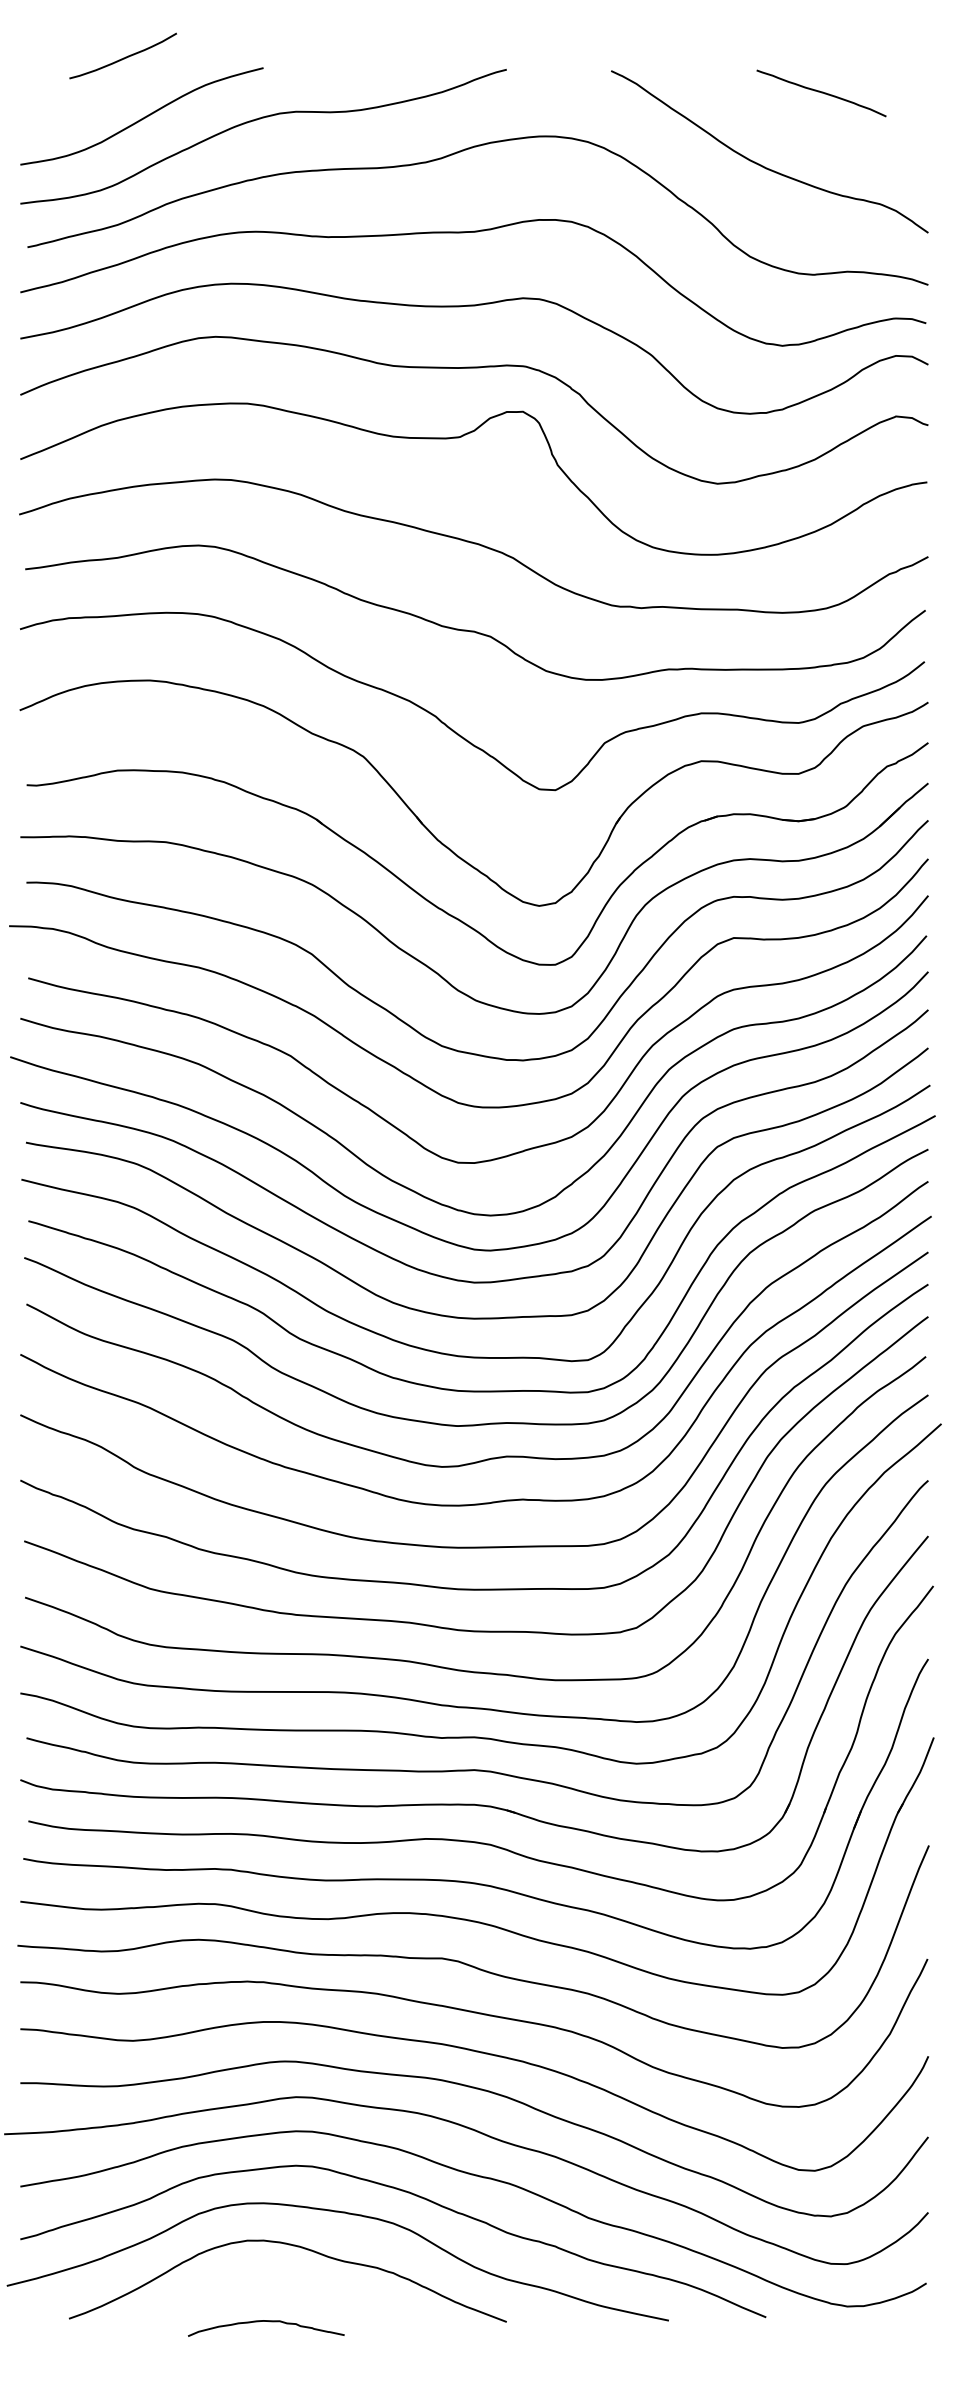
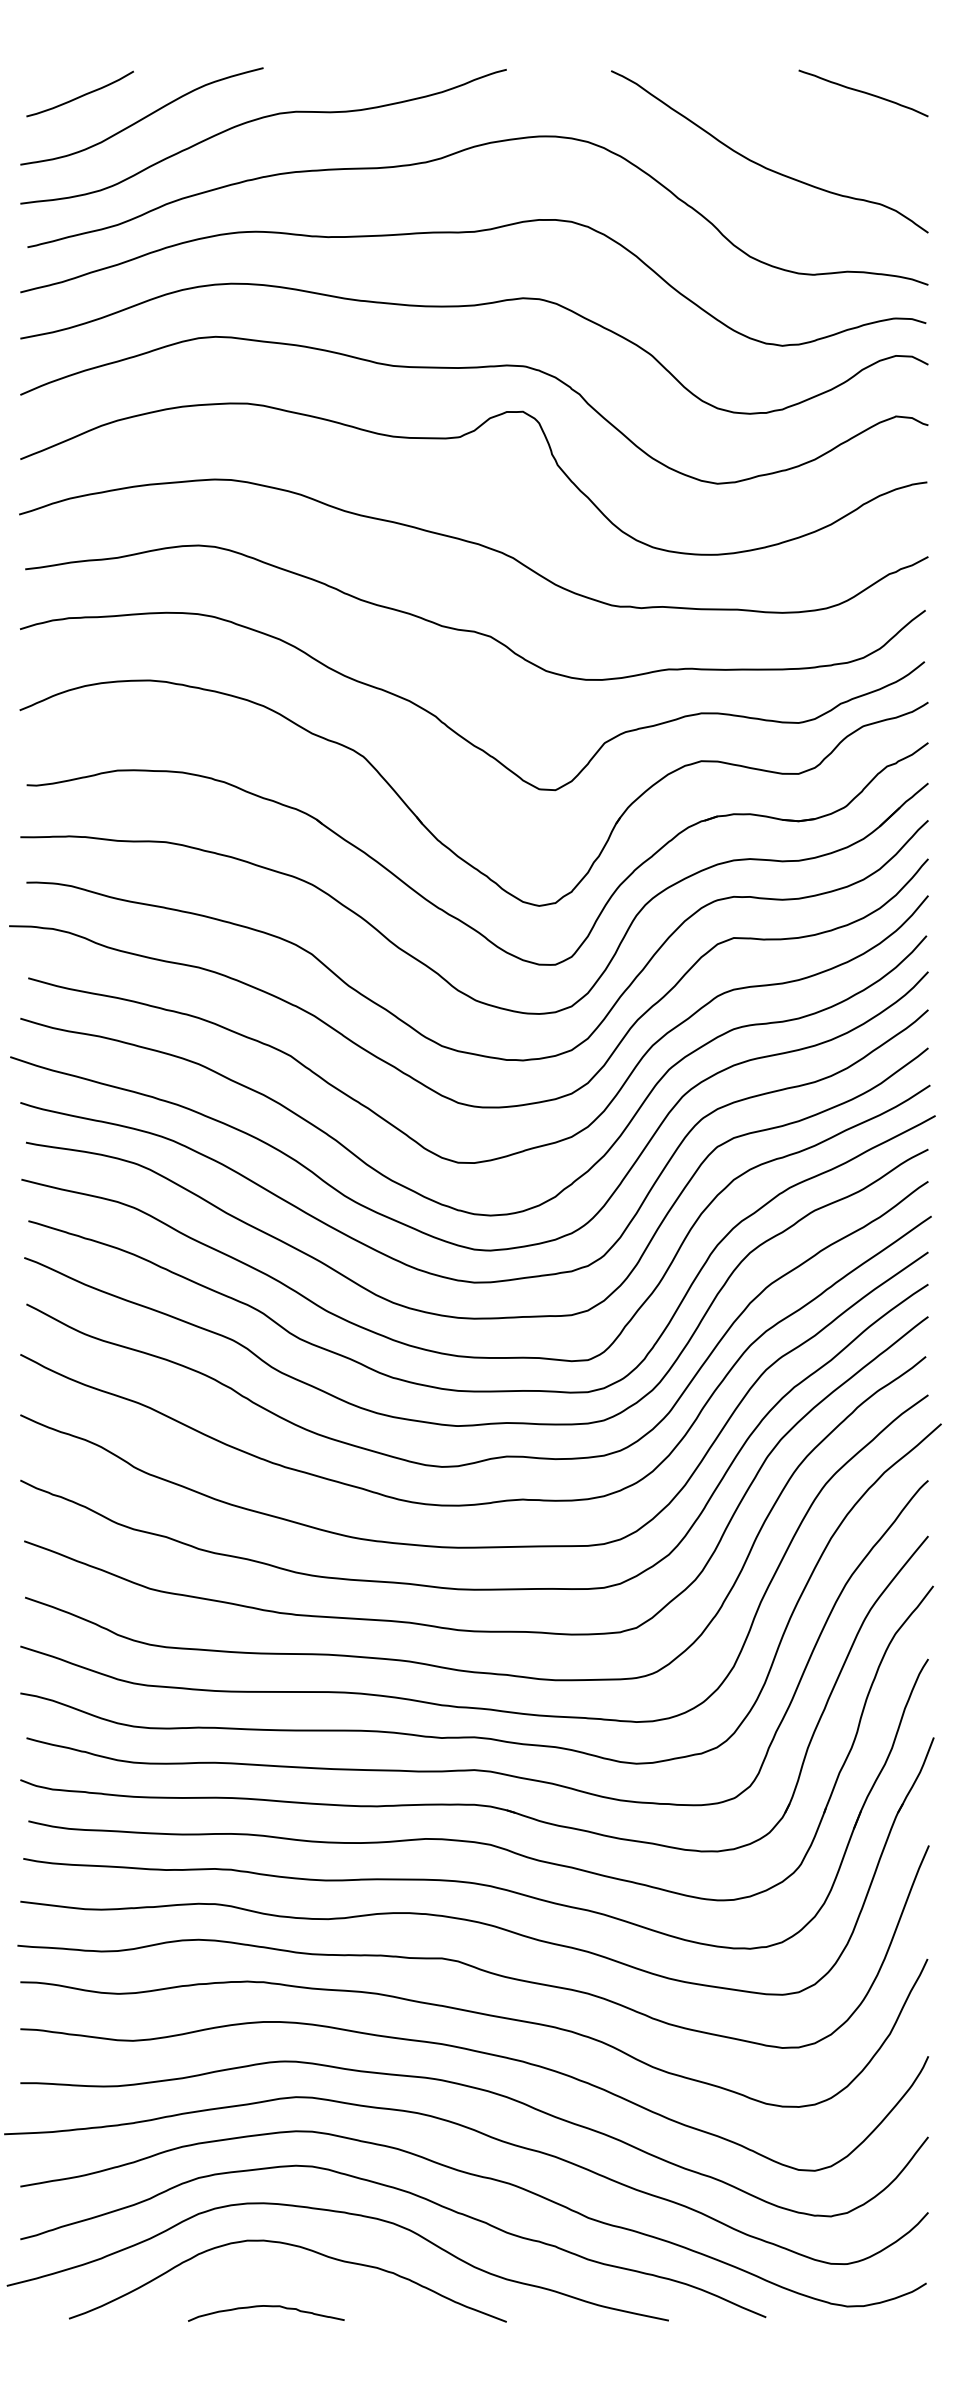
curve position: (123, 57) -> (80, 95) (80, 95)
curve position: (821, 93) -> (863, 93) (863, 93)
curve position: (269, 2322) -> (269, 2307) (269, 2307)
